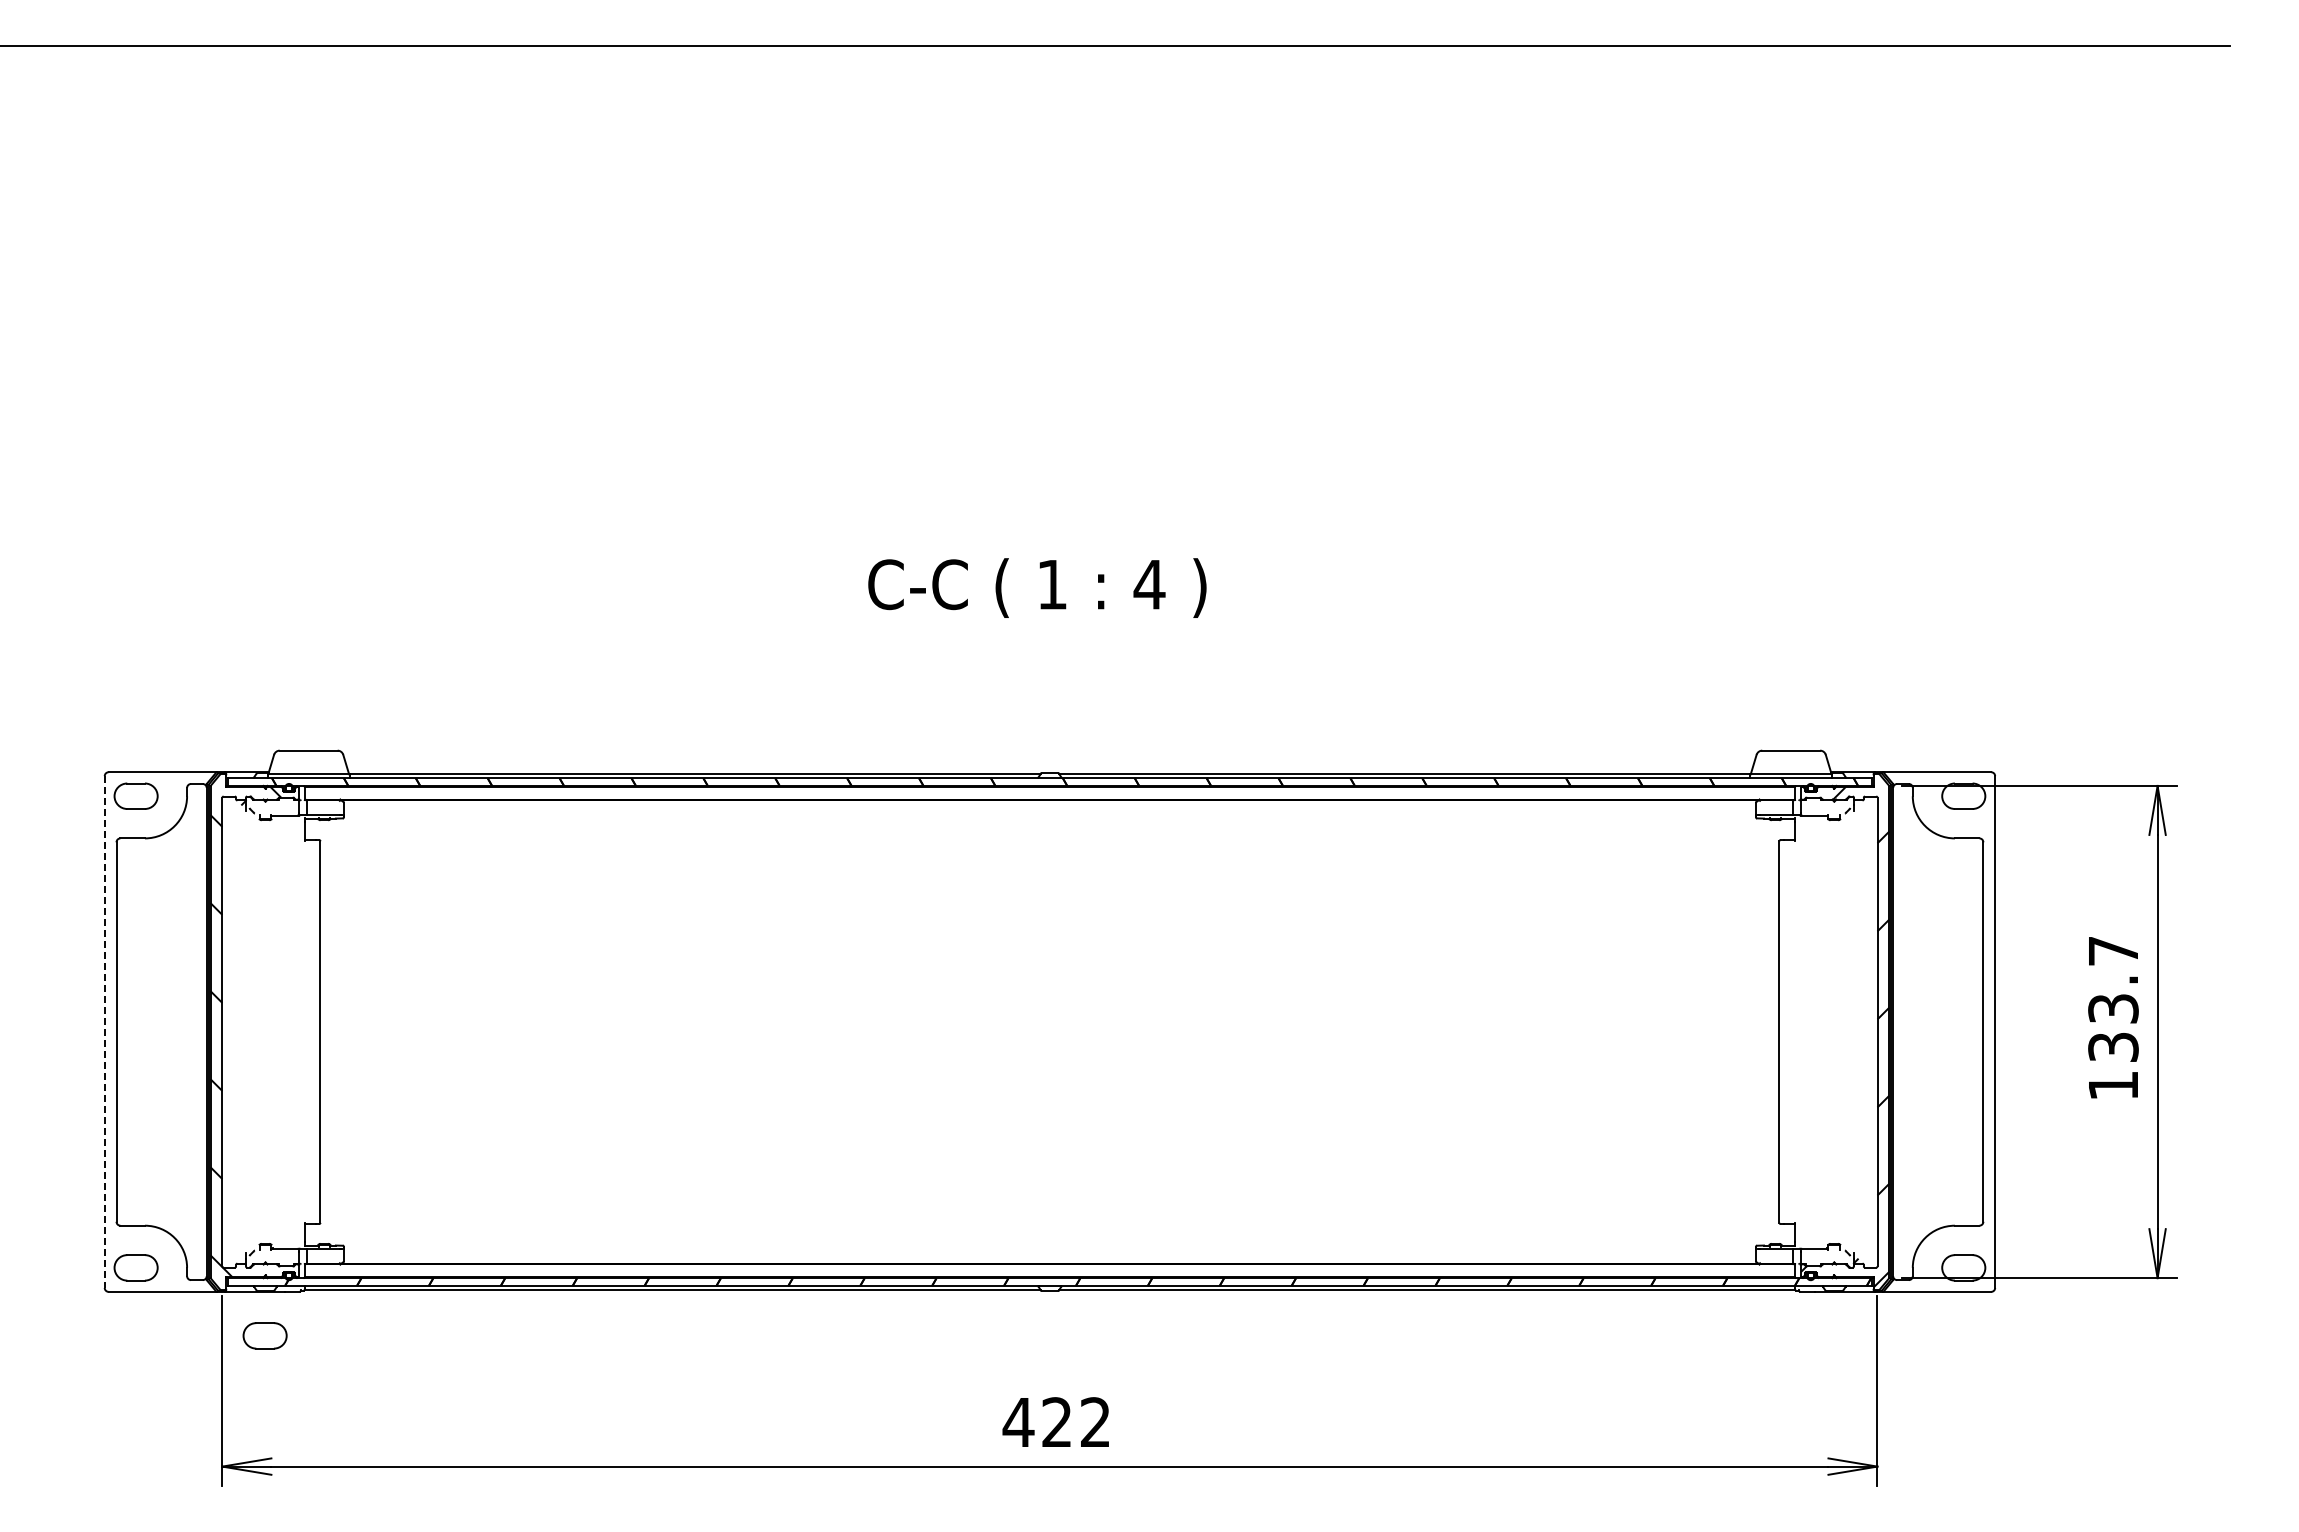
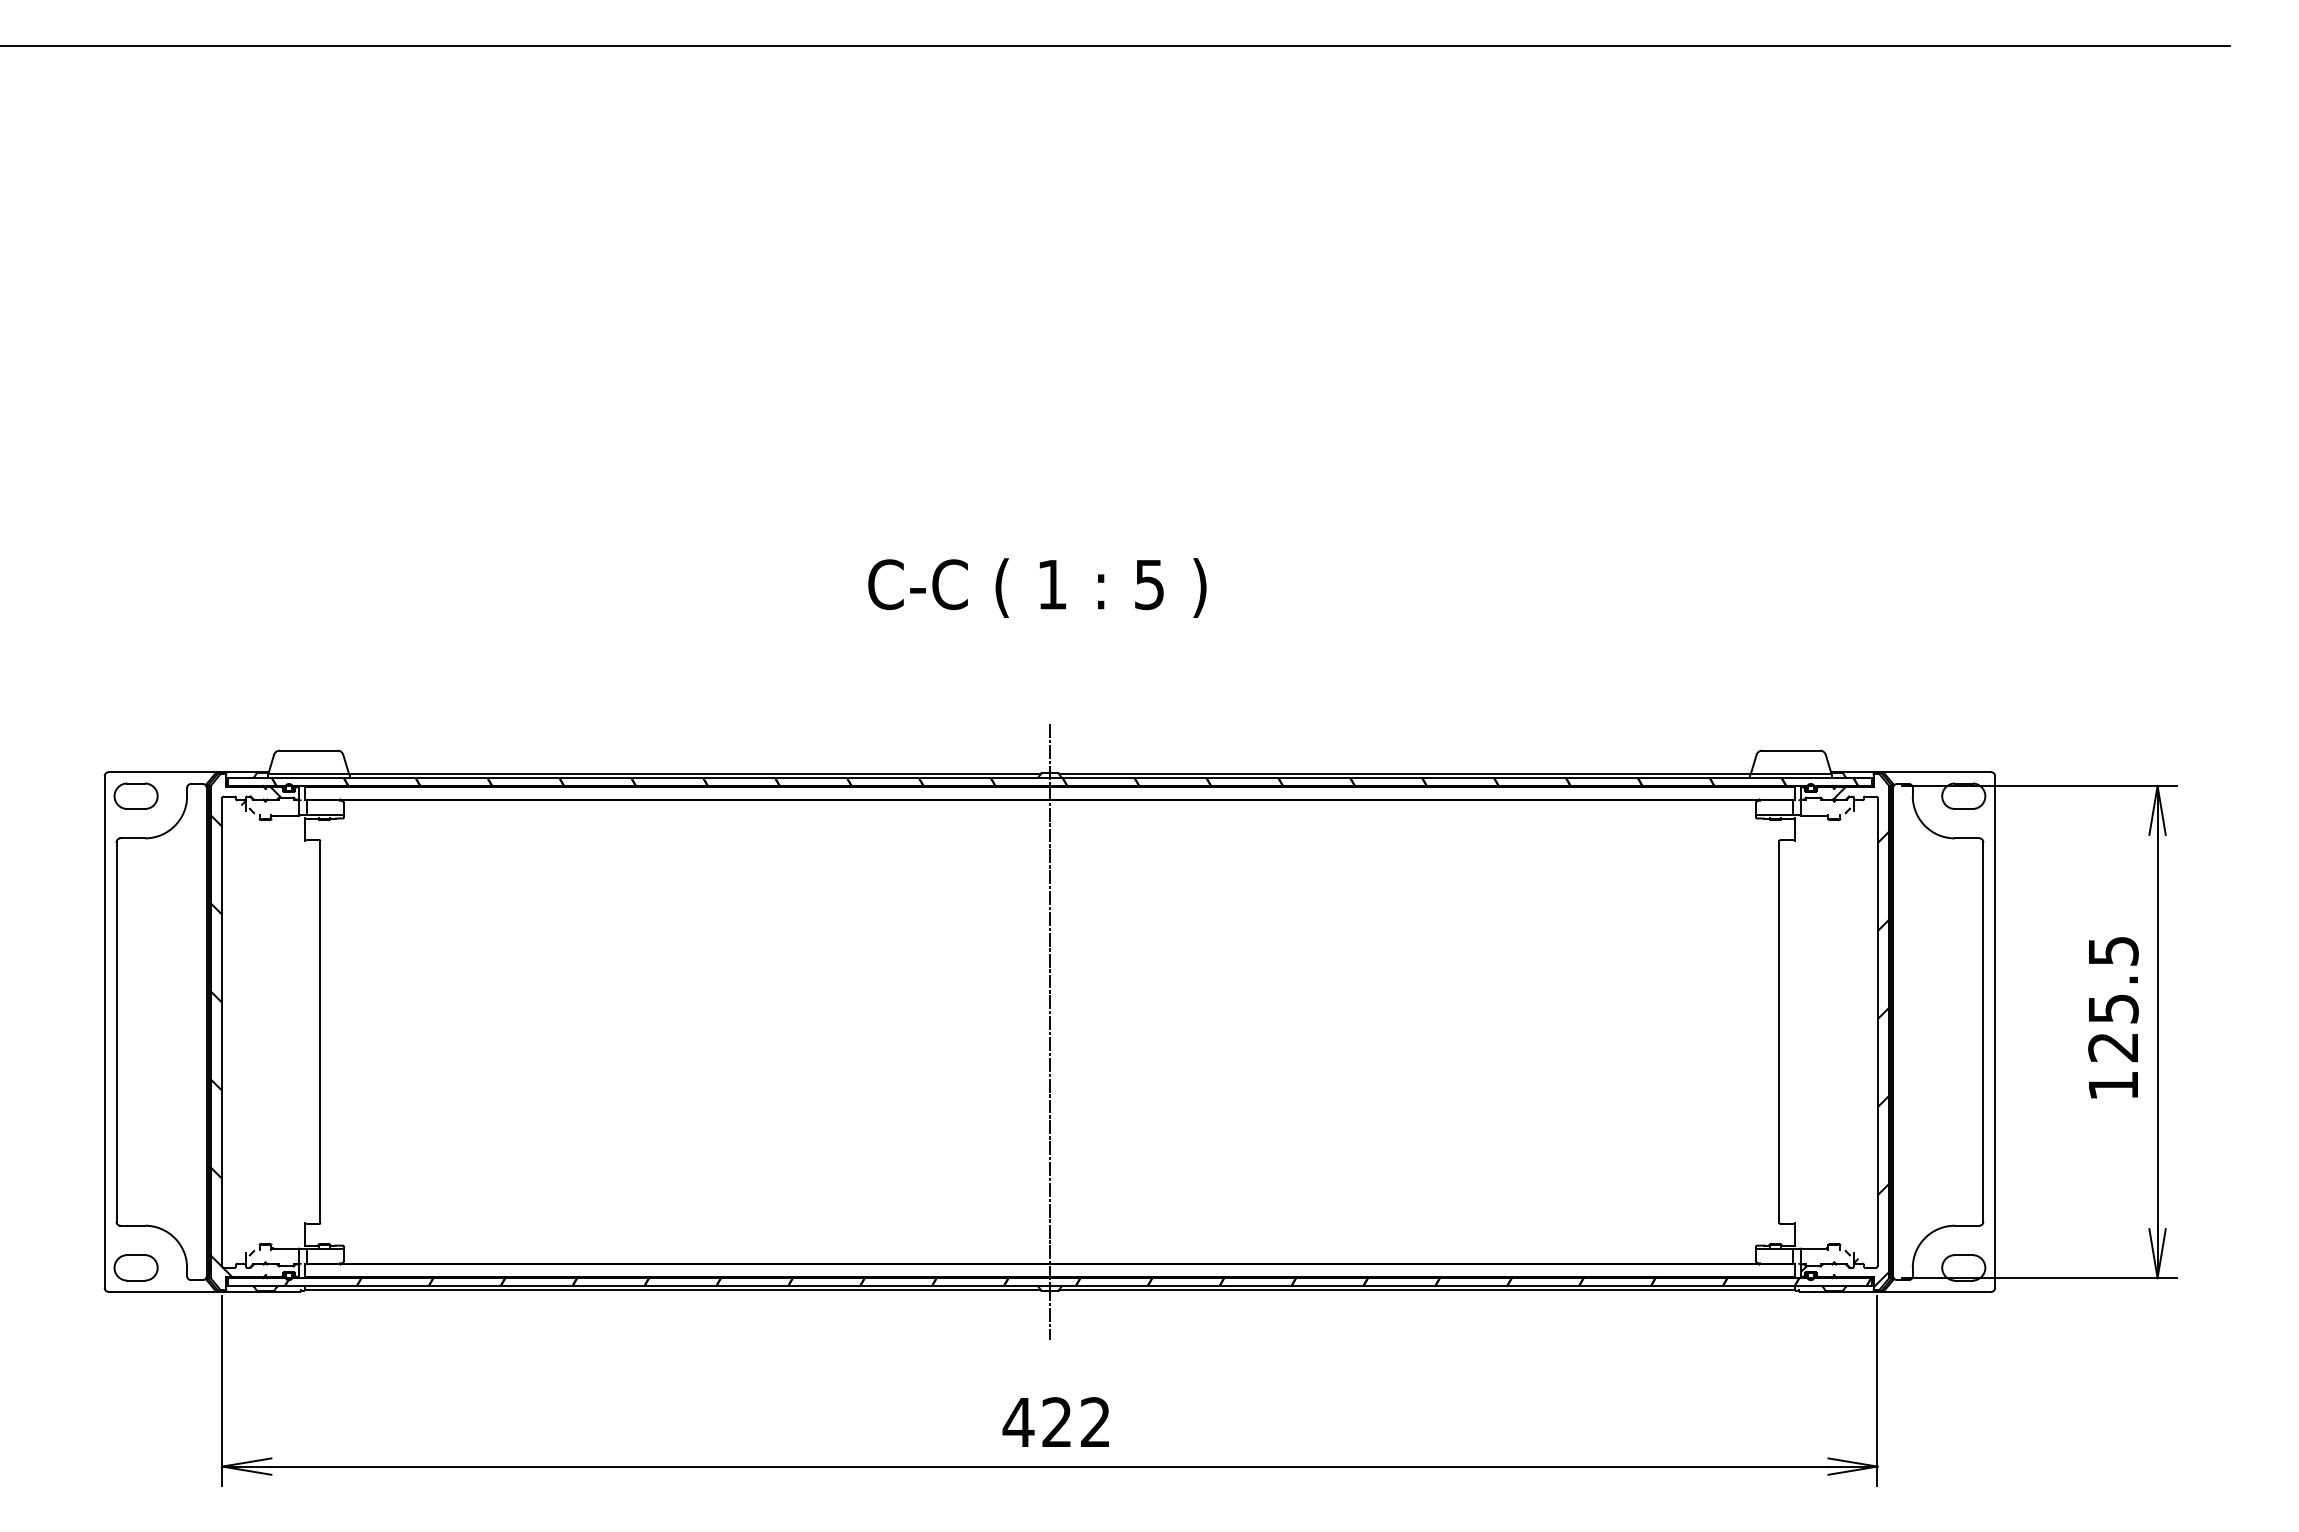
text: 4 -> 5 (1149, 585)
text: 133.7 -> 125.5 (2113, 999)
line: none -> present (1049, 1031)
line: dashed -> solid (104, 1032)
part: present -> none (264, 1335)
